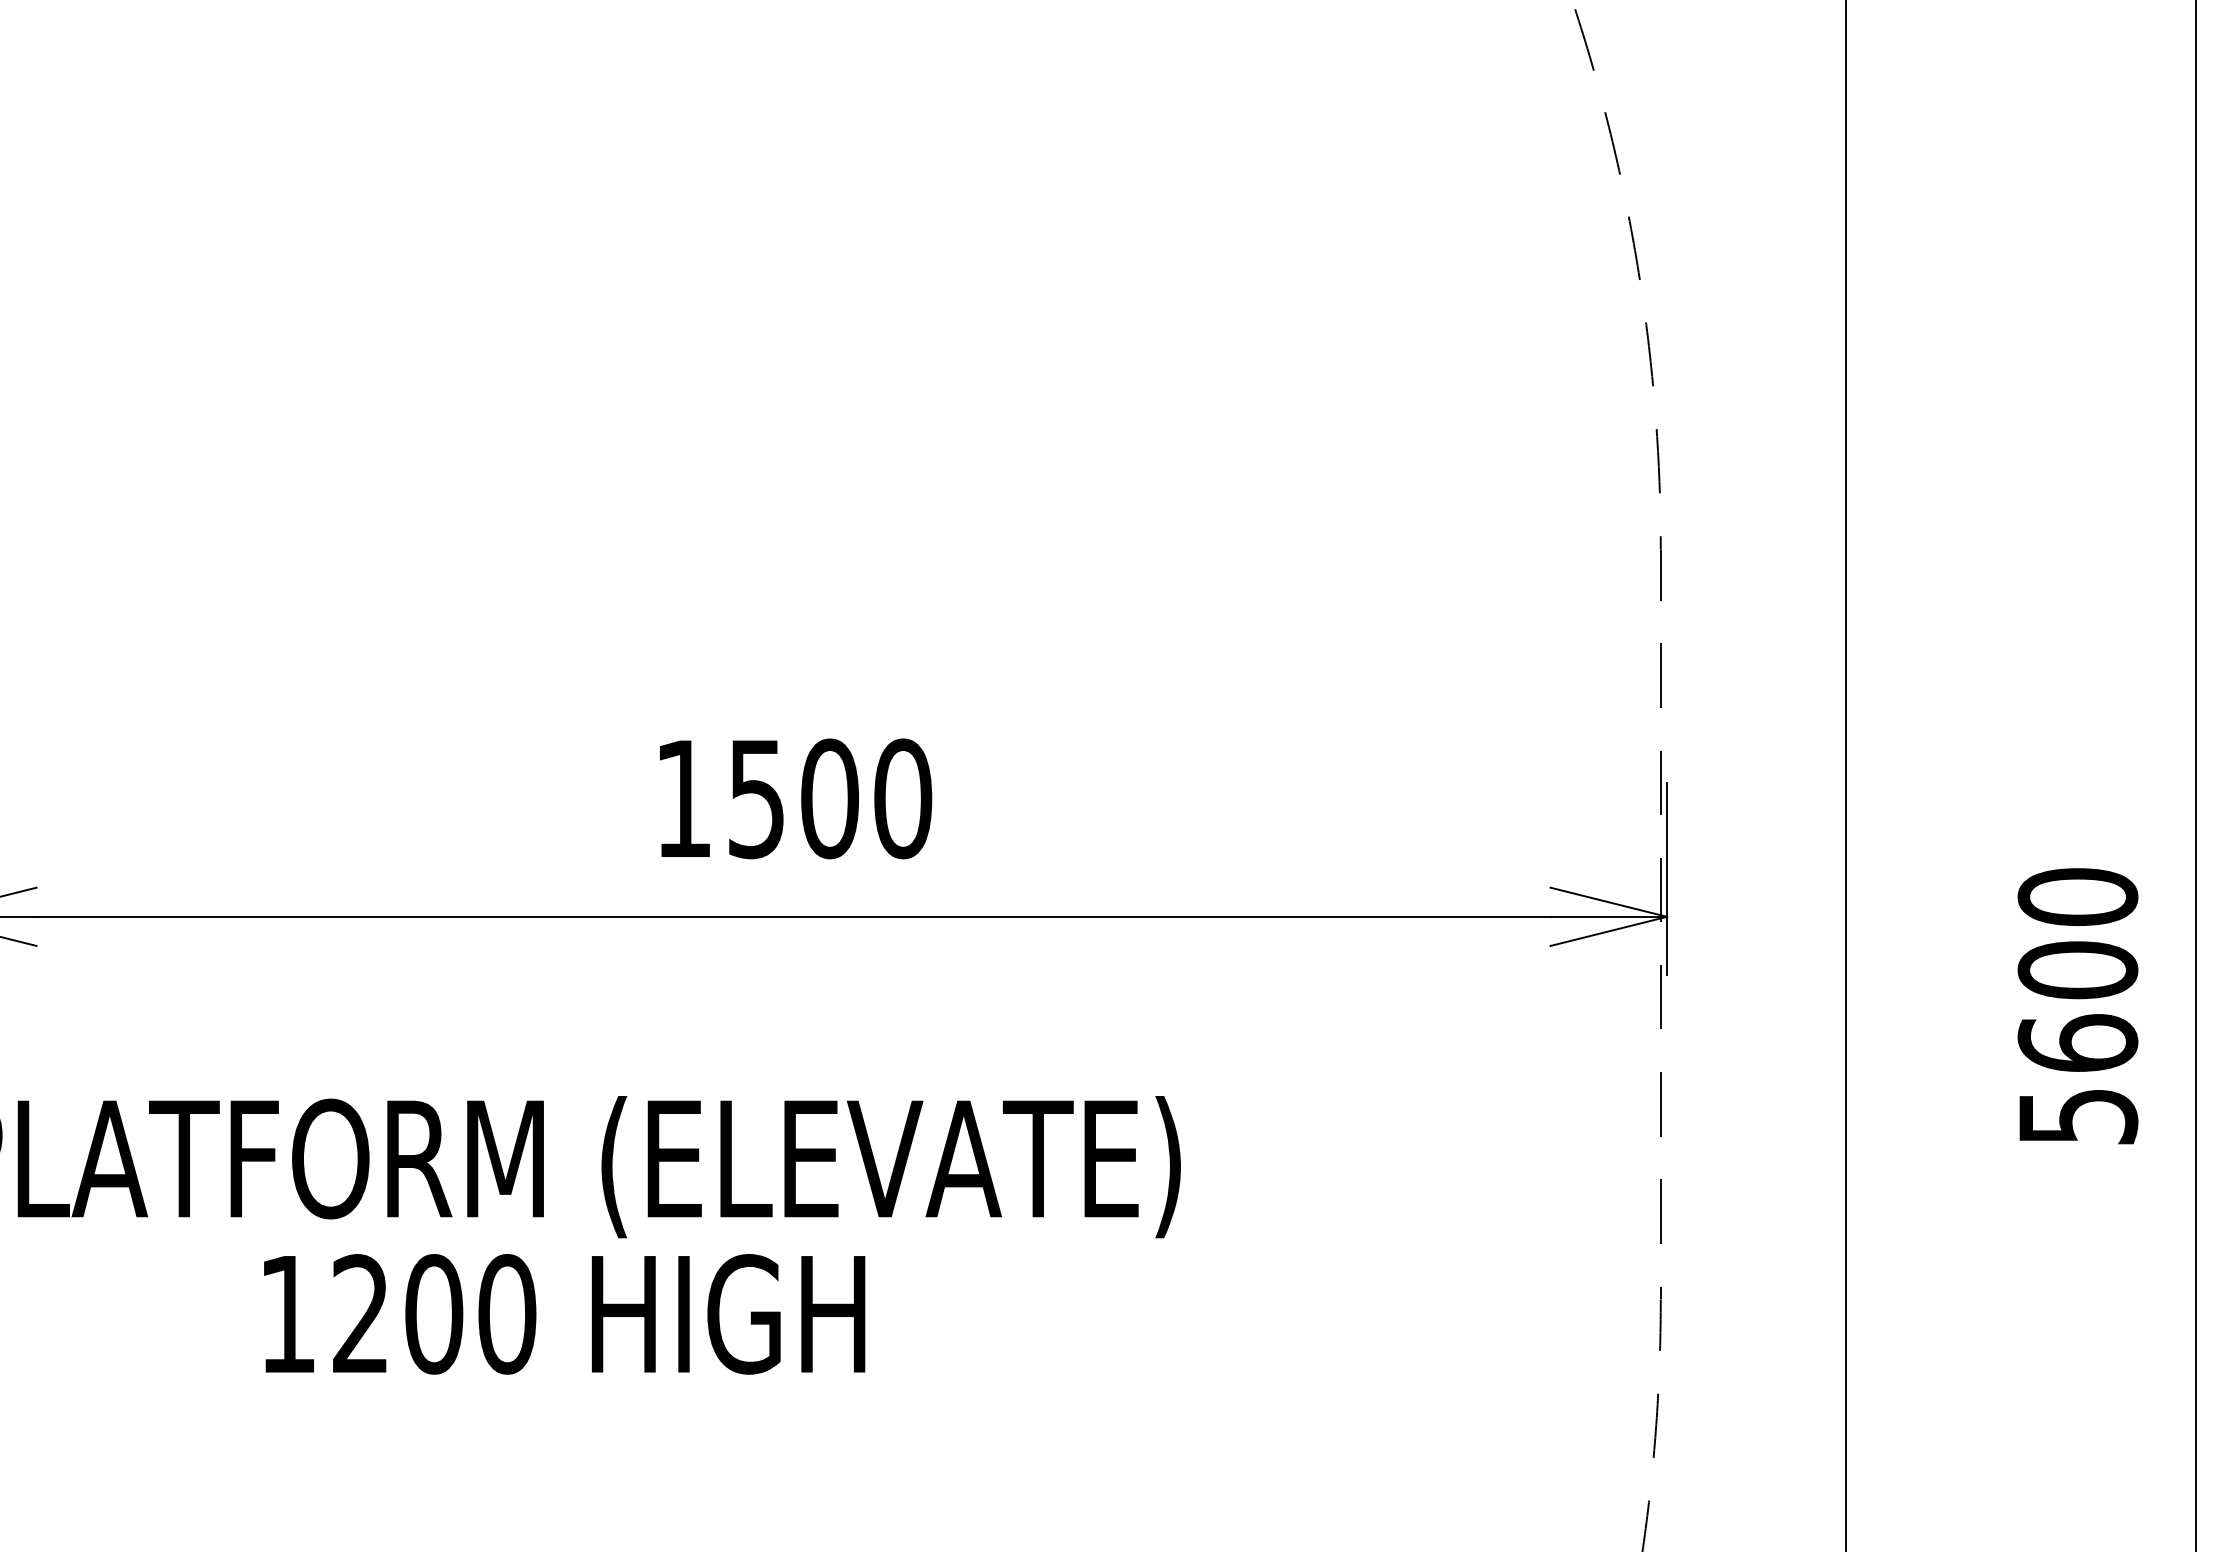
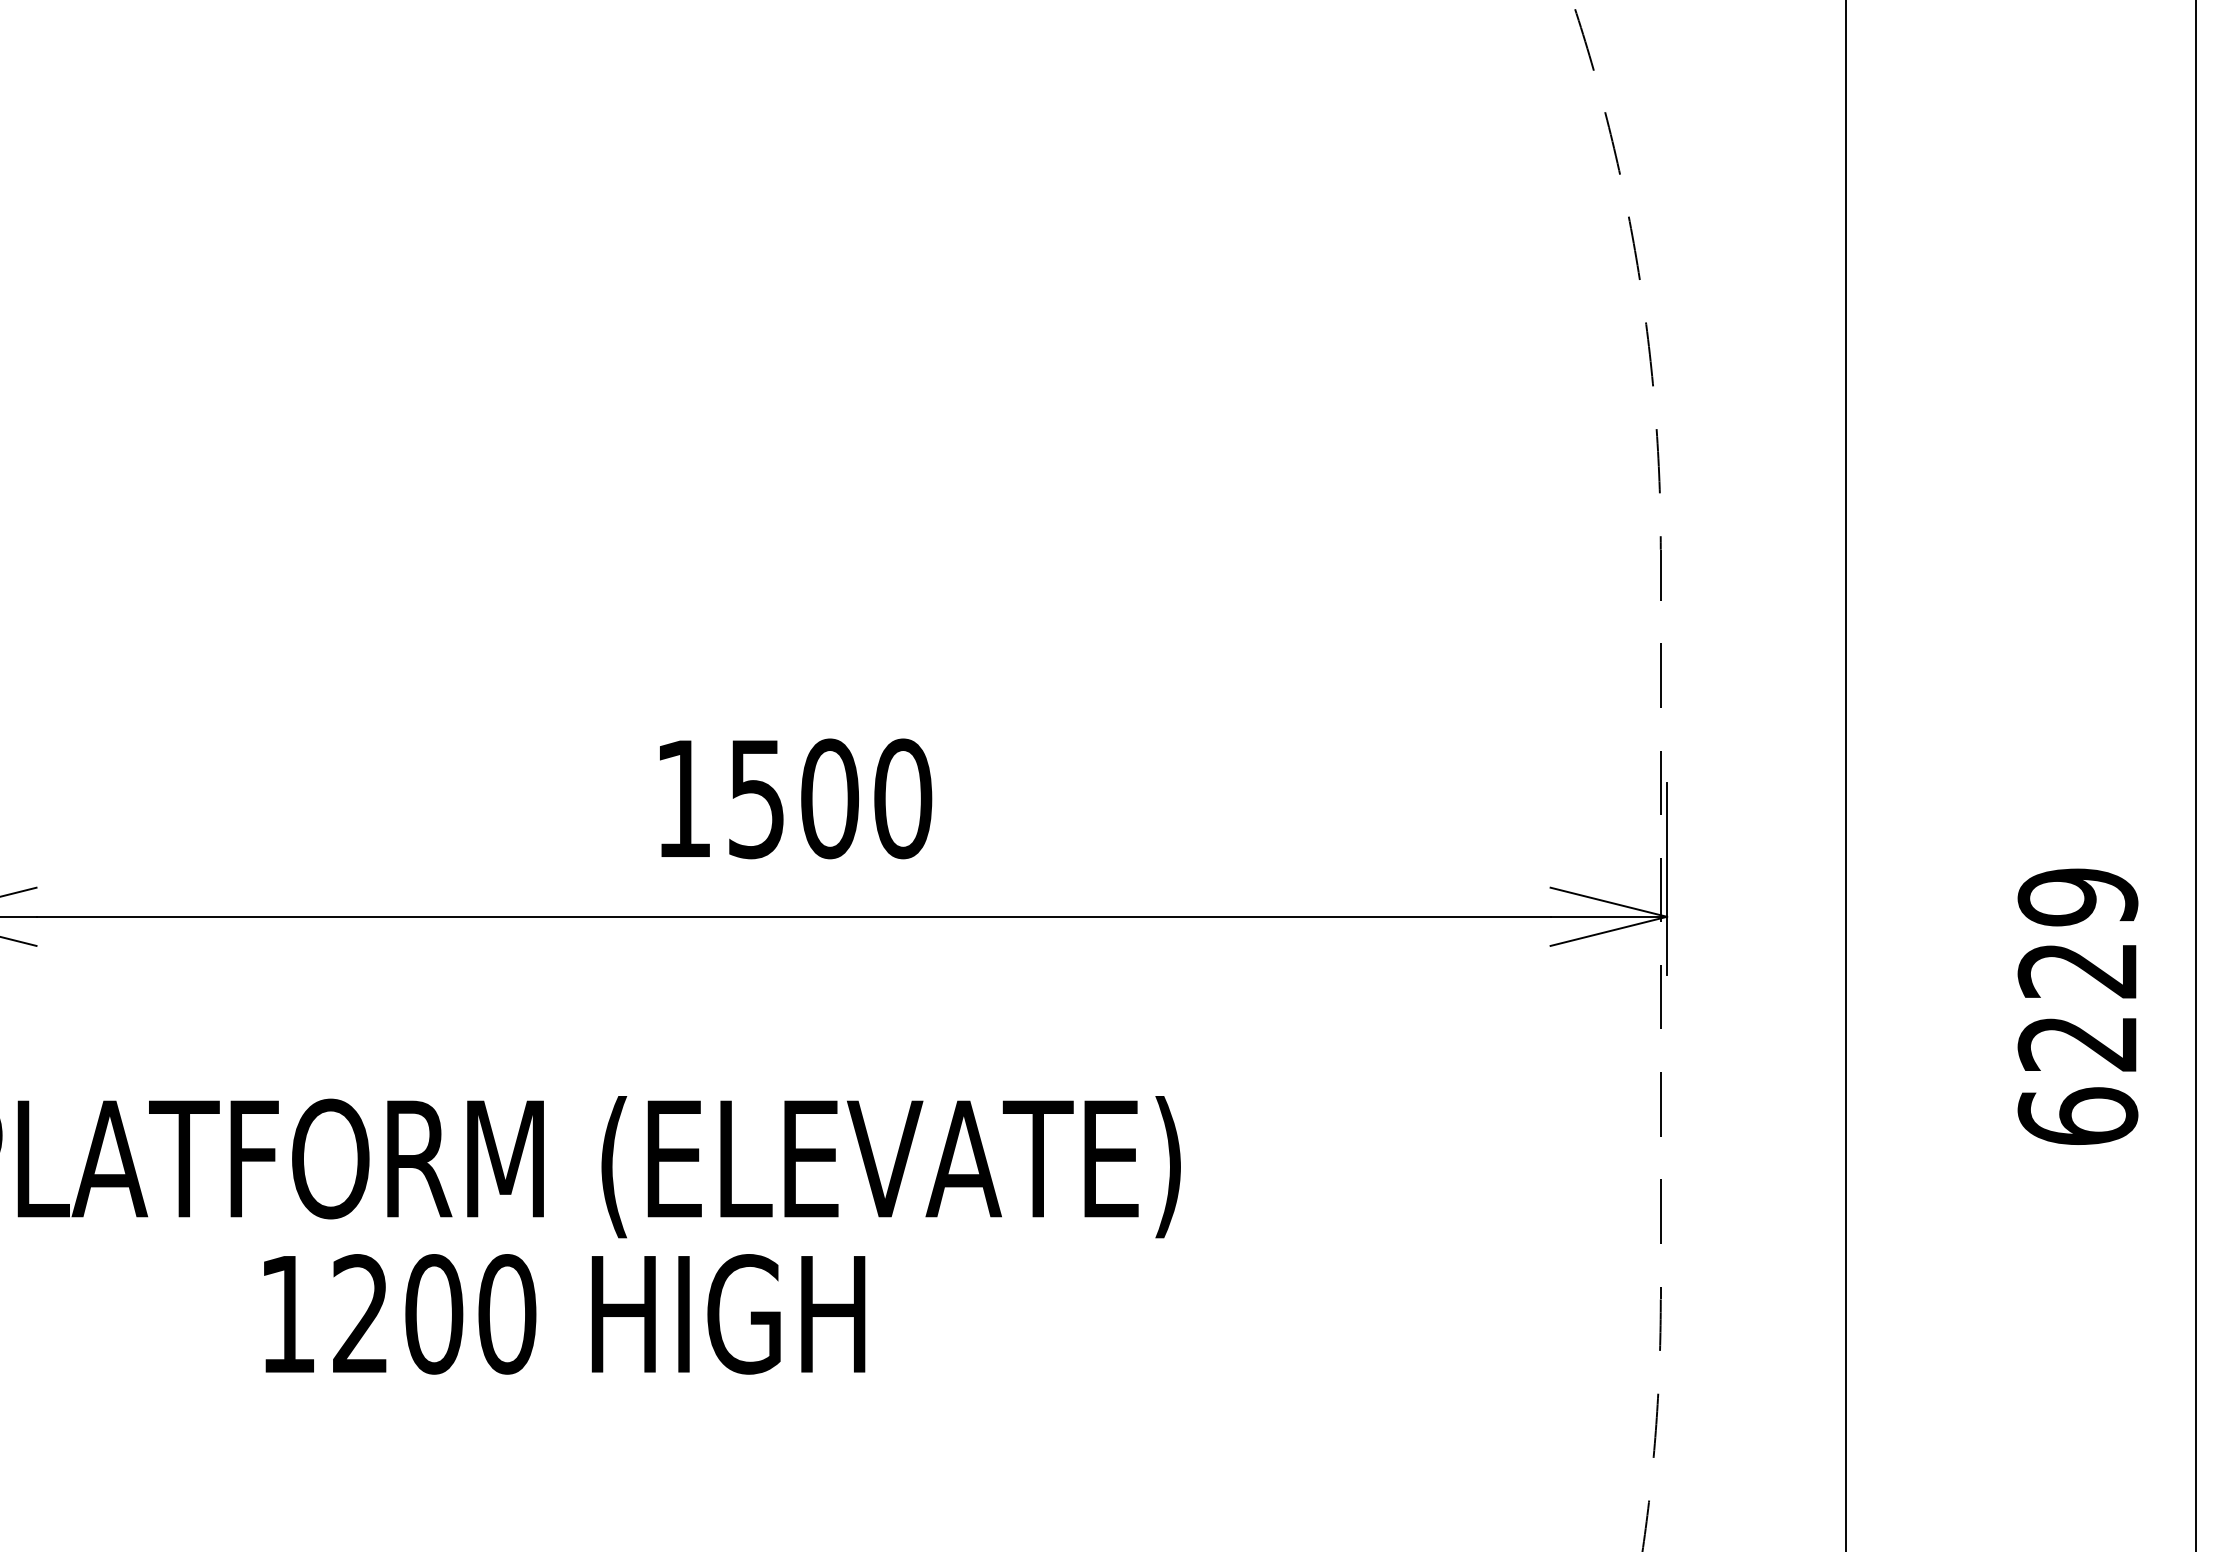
text: 5600 -> 6229 (2077, 1006)
